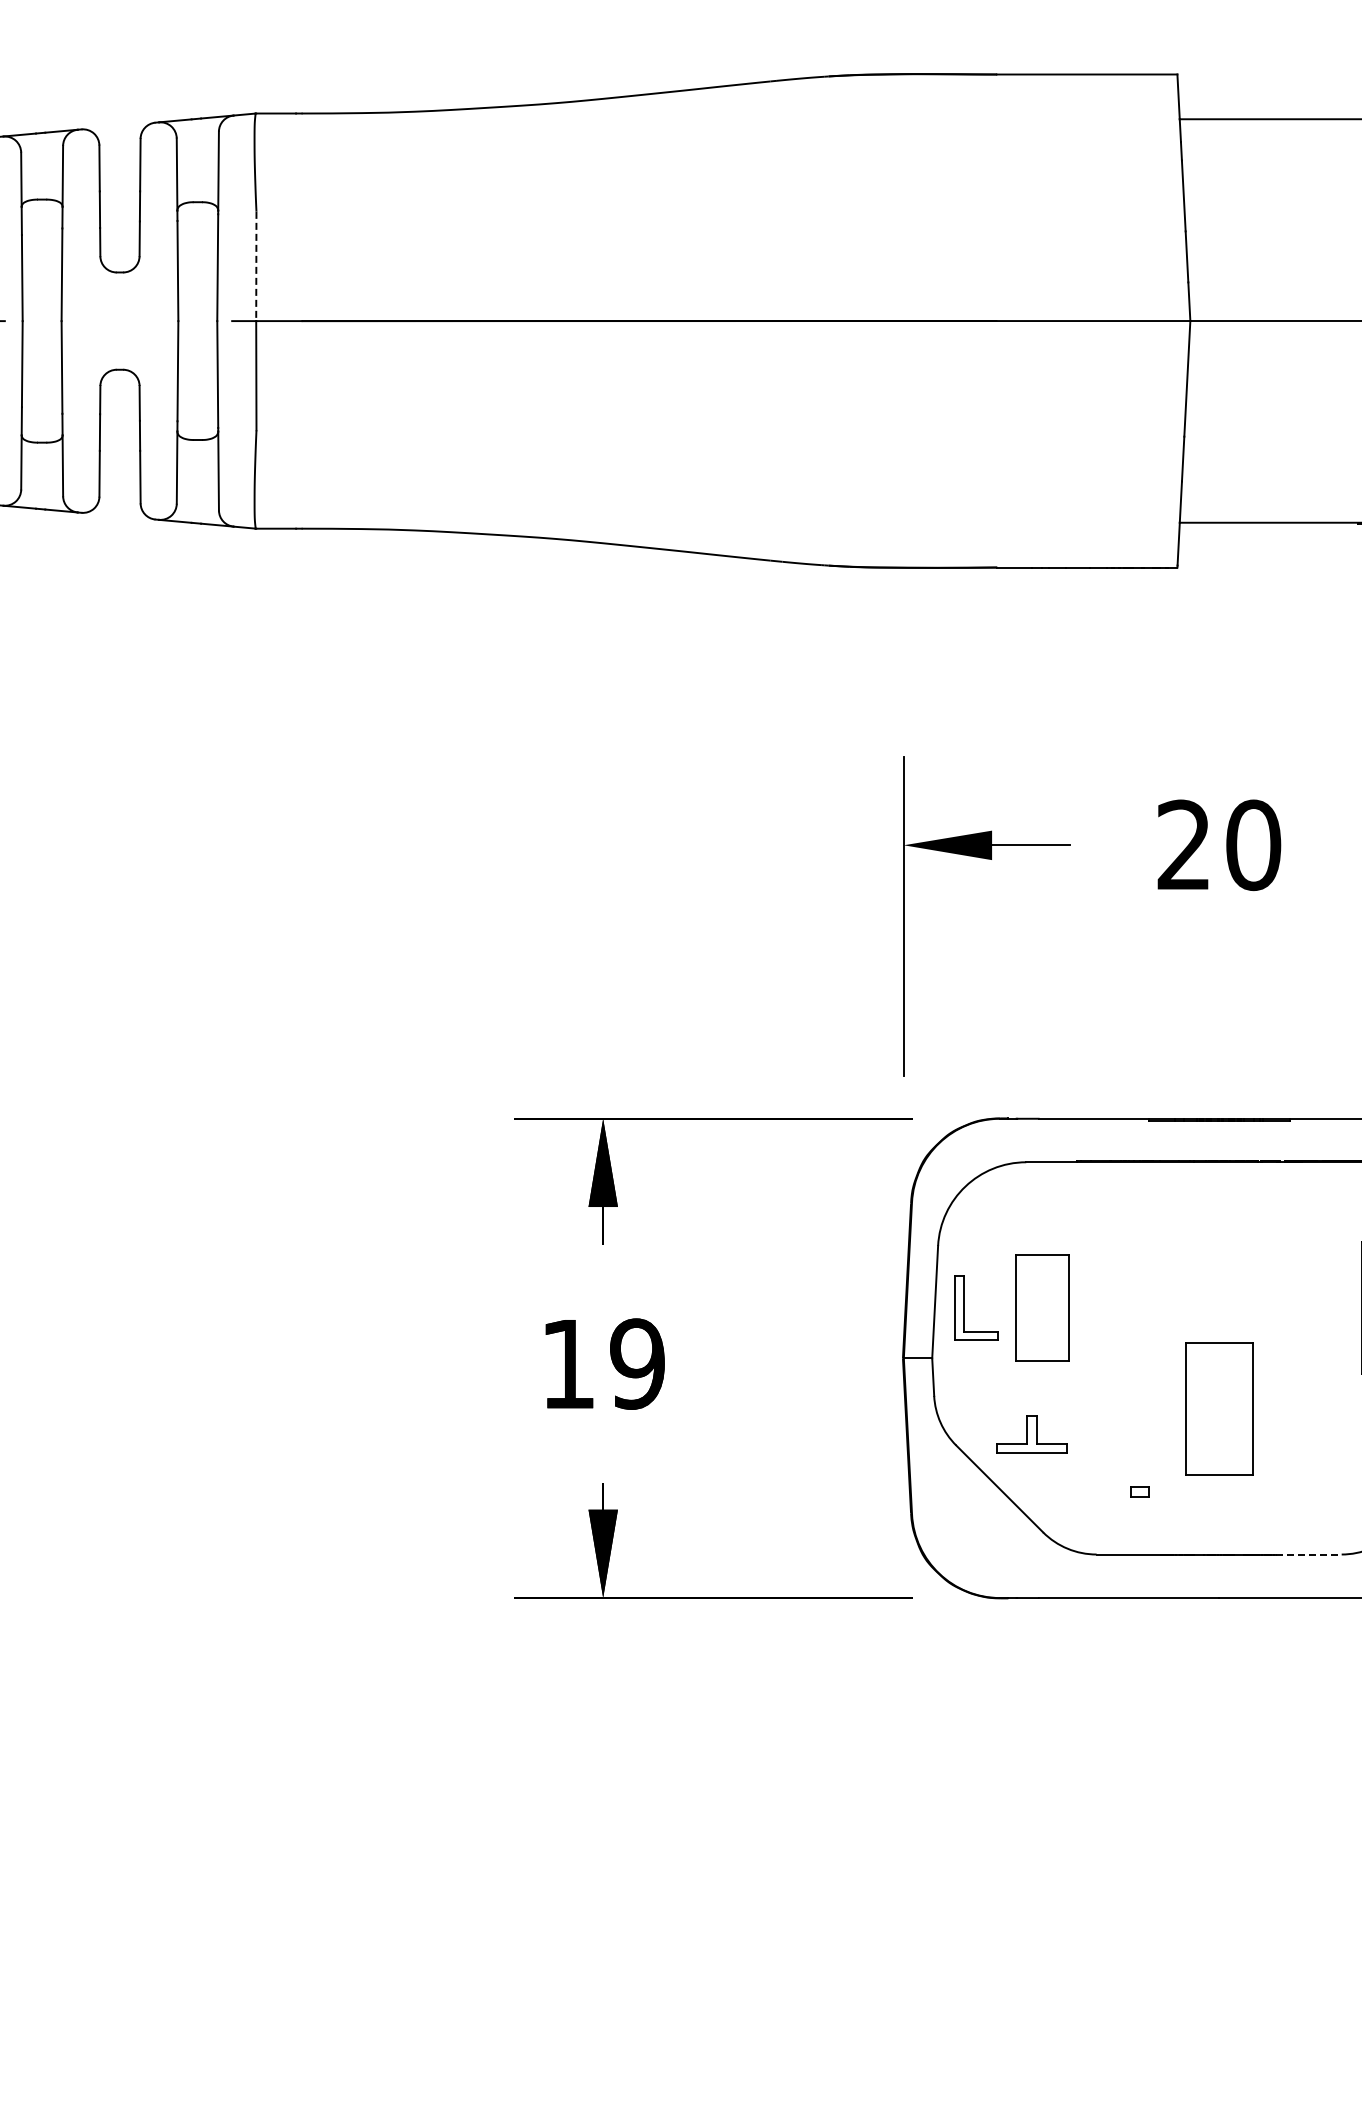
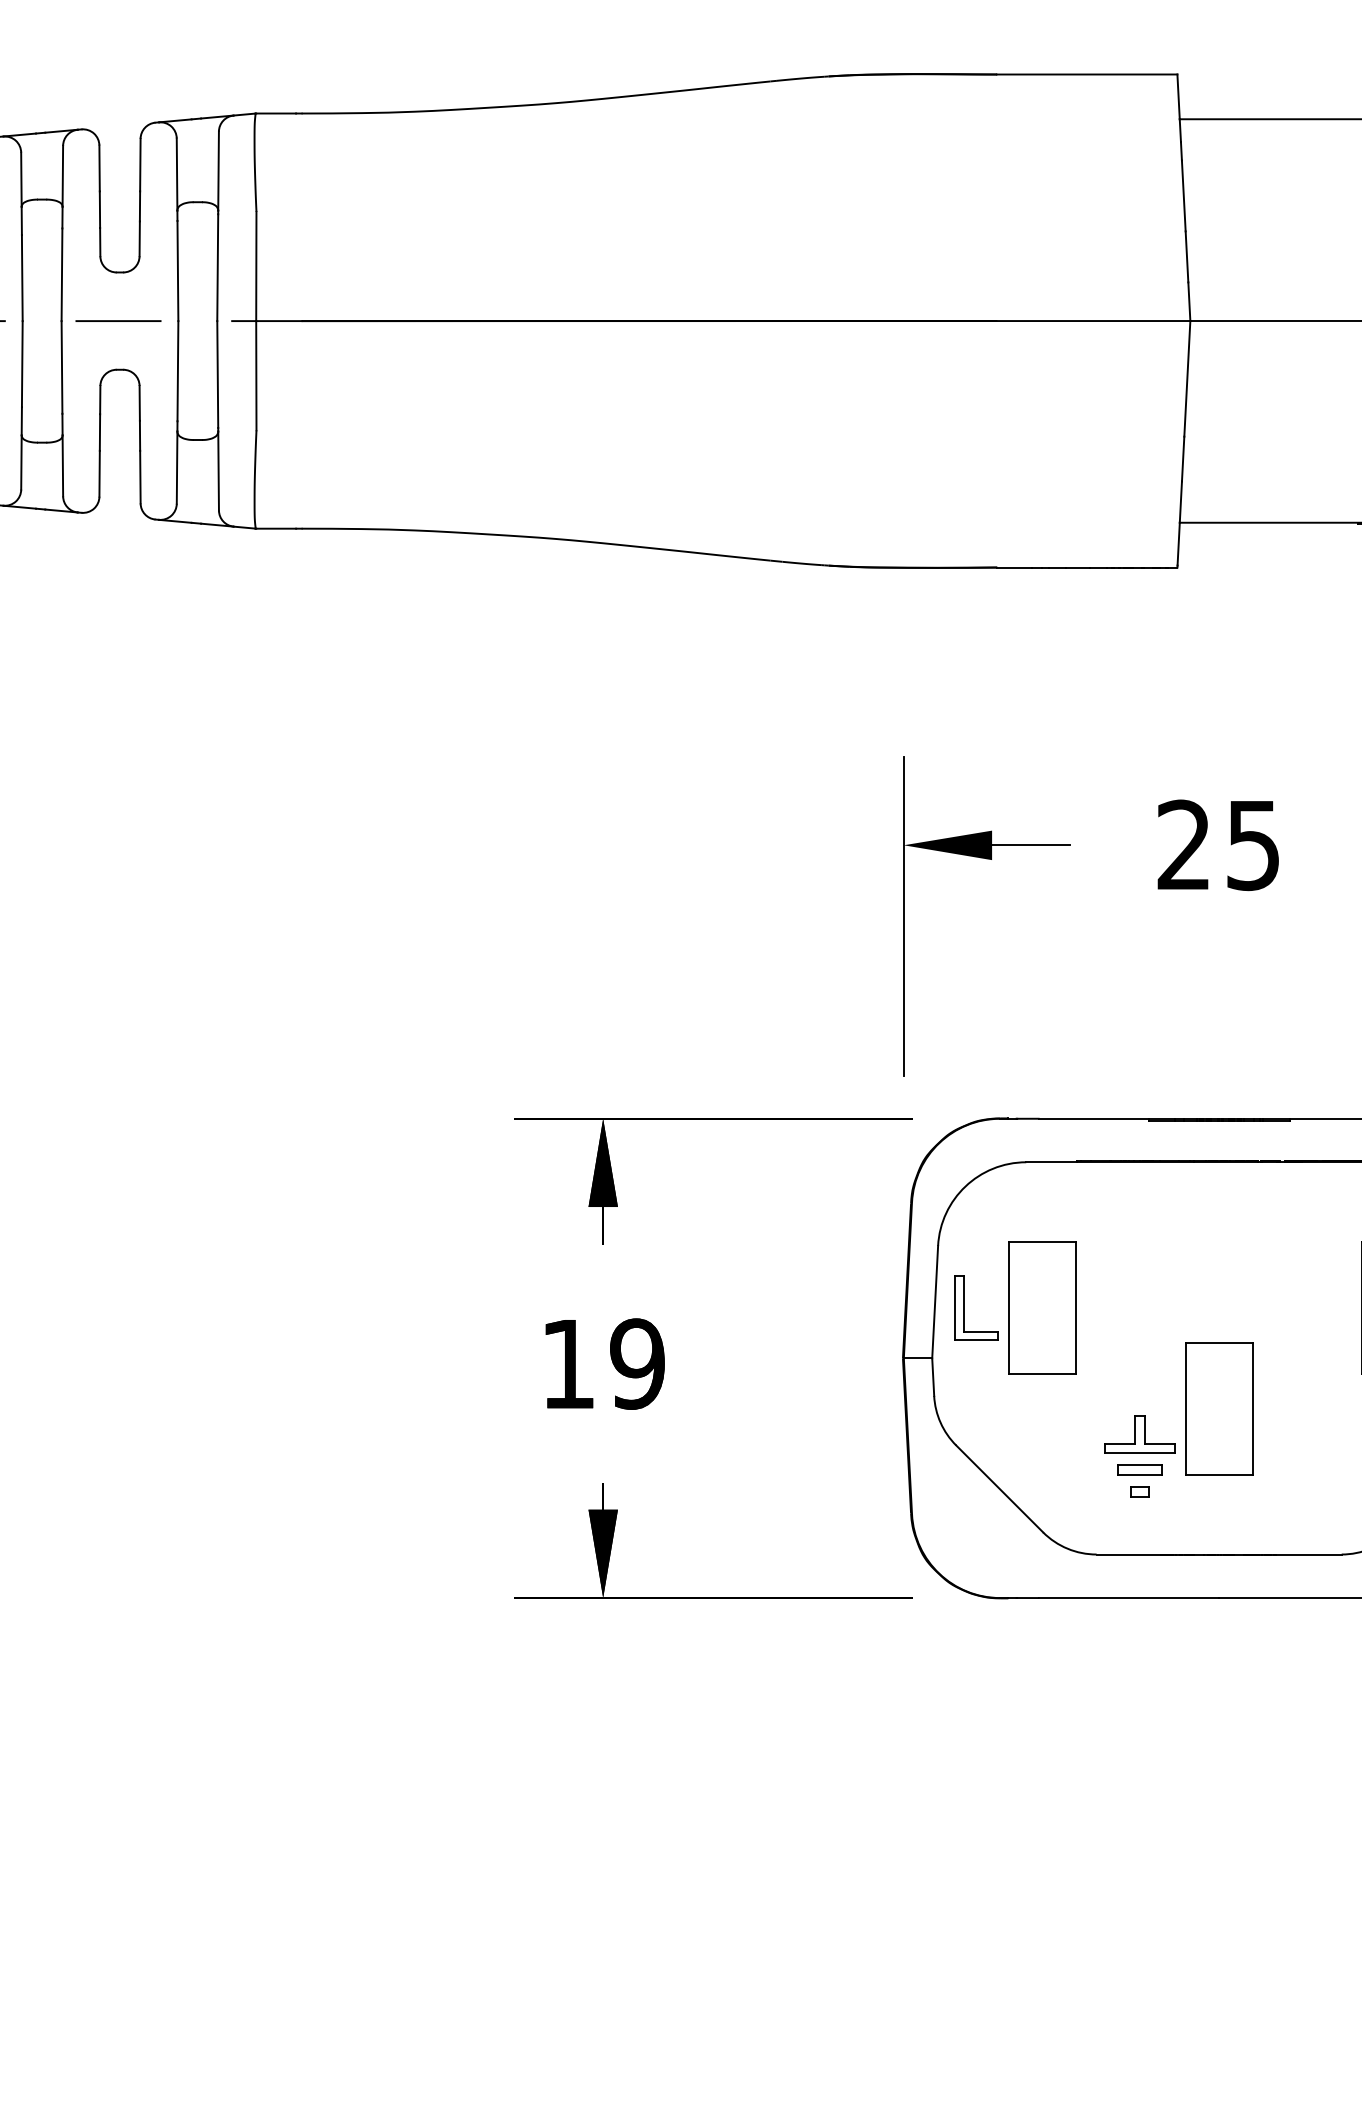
line: dashed -> solid (256, 266)
line: none -> present (118, 320)
text: 20 -> 25 (1253, 845)
part size: 55x108 px -> 69x134 px (1042, 1307)
part position: (1031, 1434) -> (1139, 1434) (1139, 1434)
part: none -> present (1139, 1469)
line: dashed -> solid (1308, 1554)
